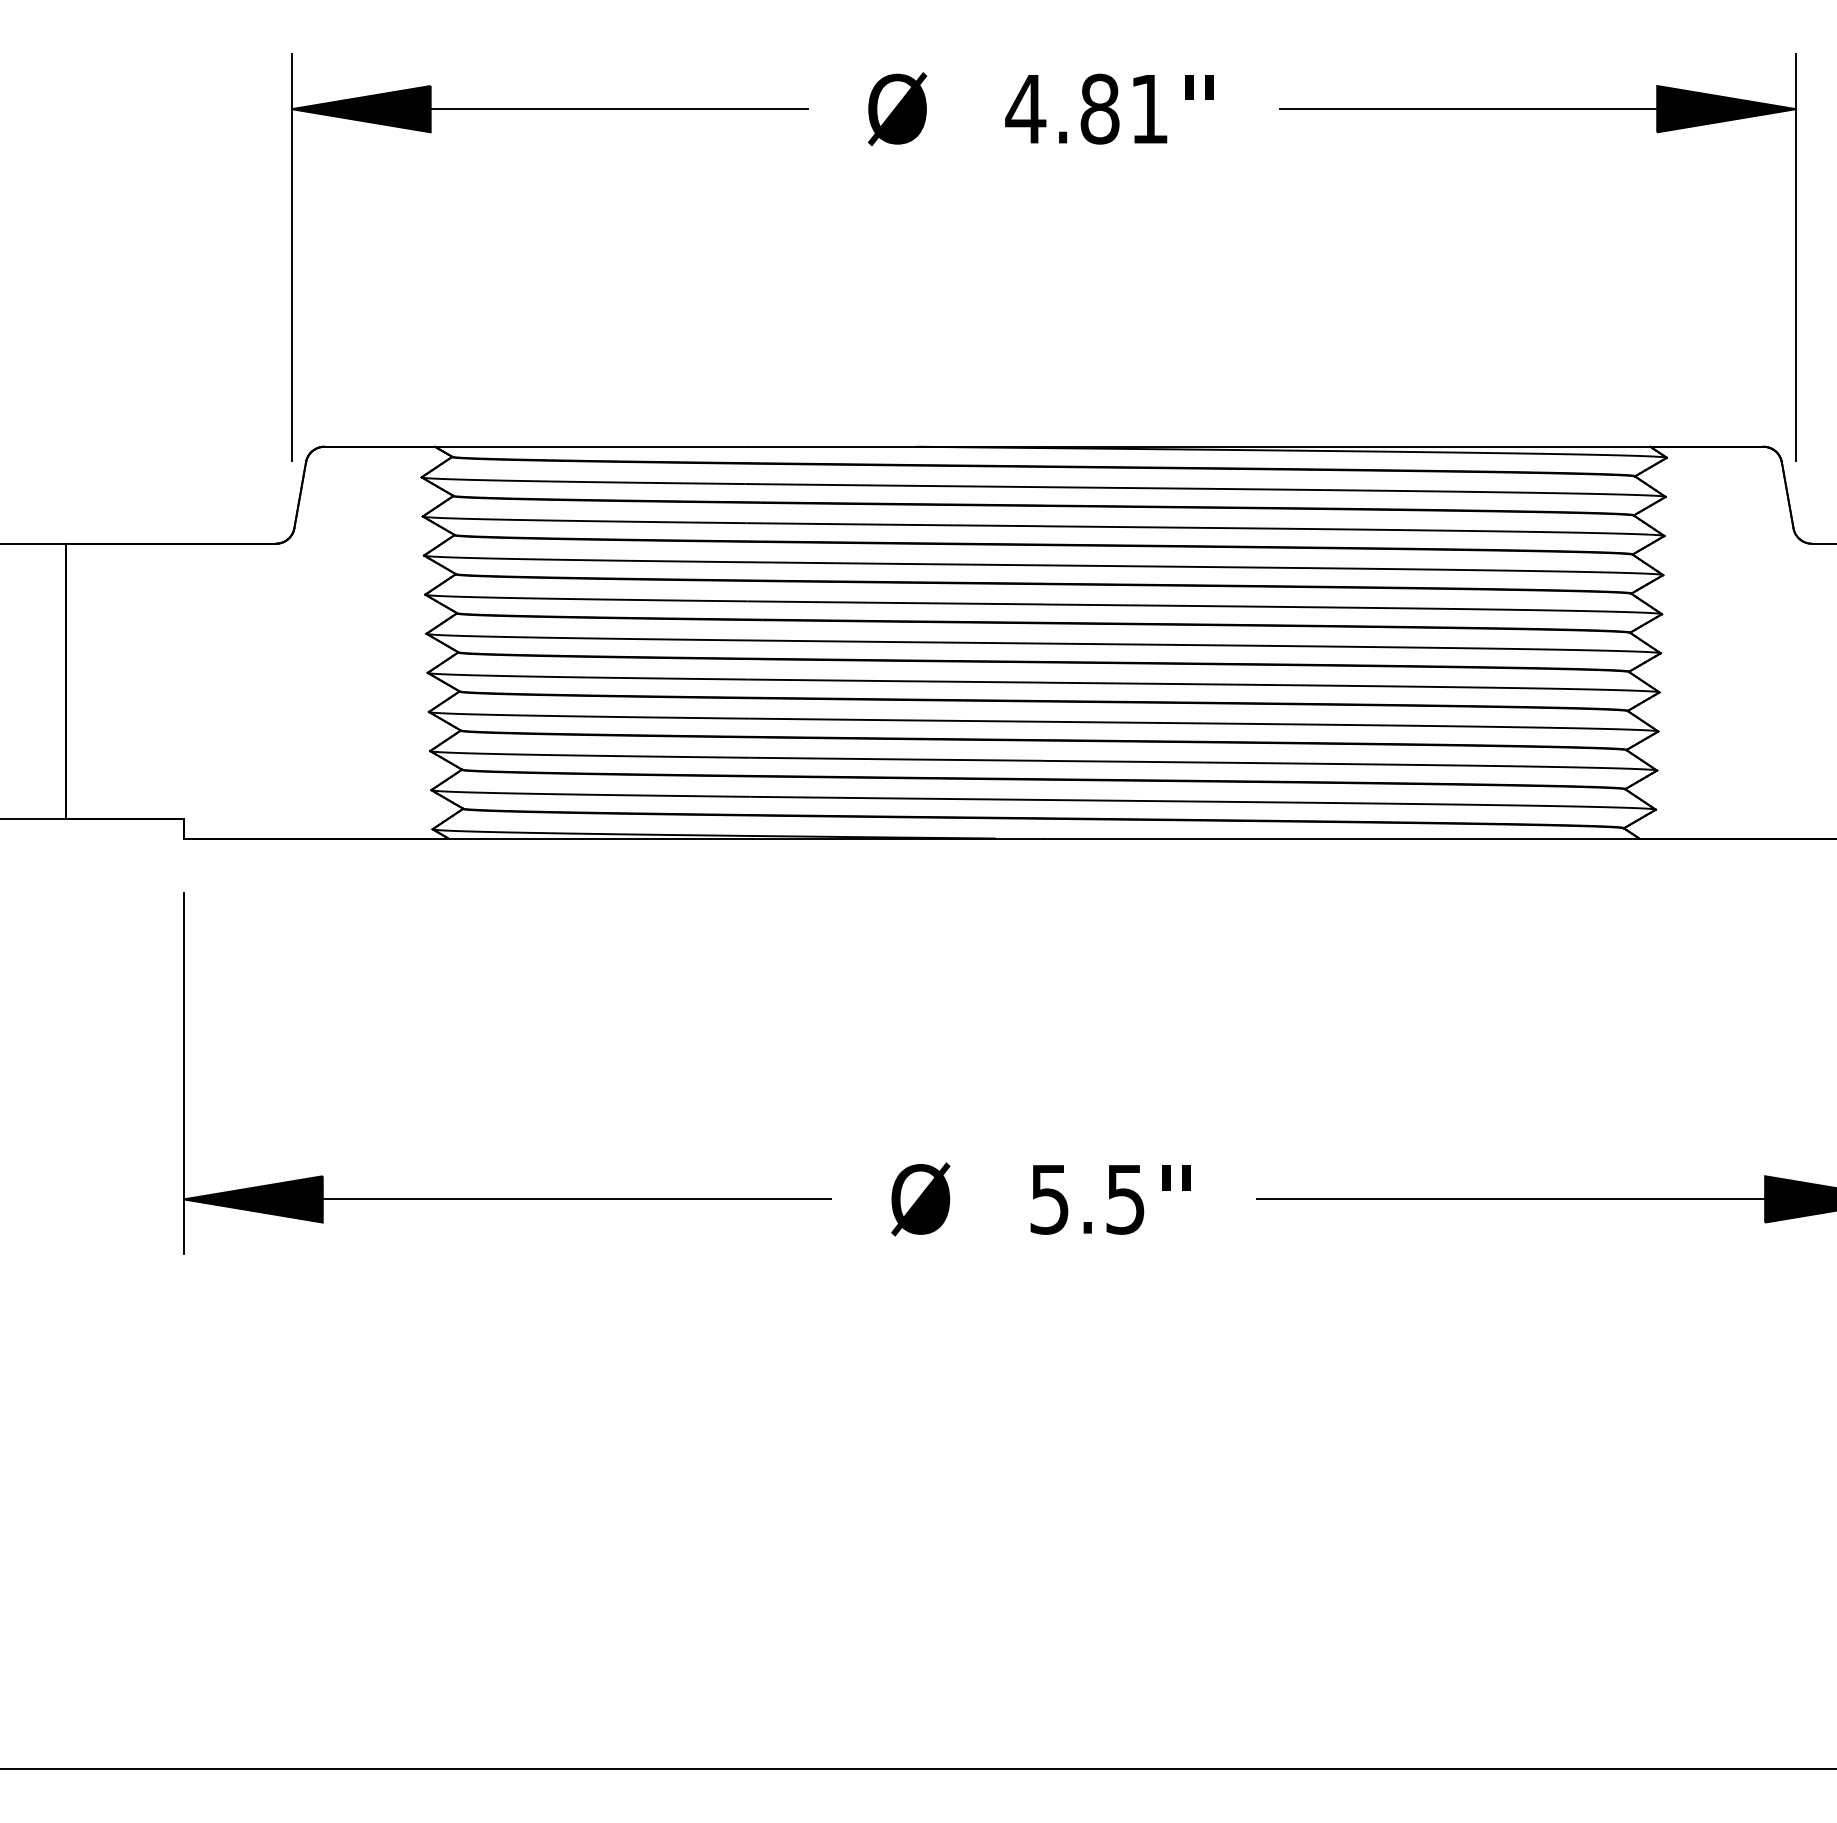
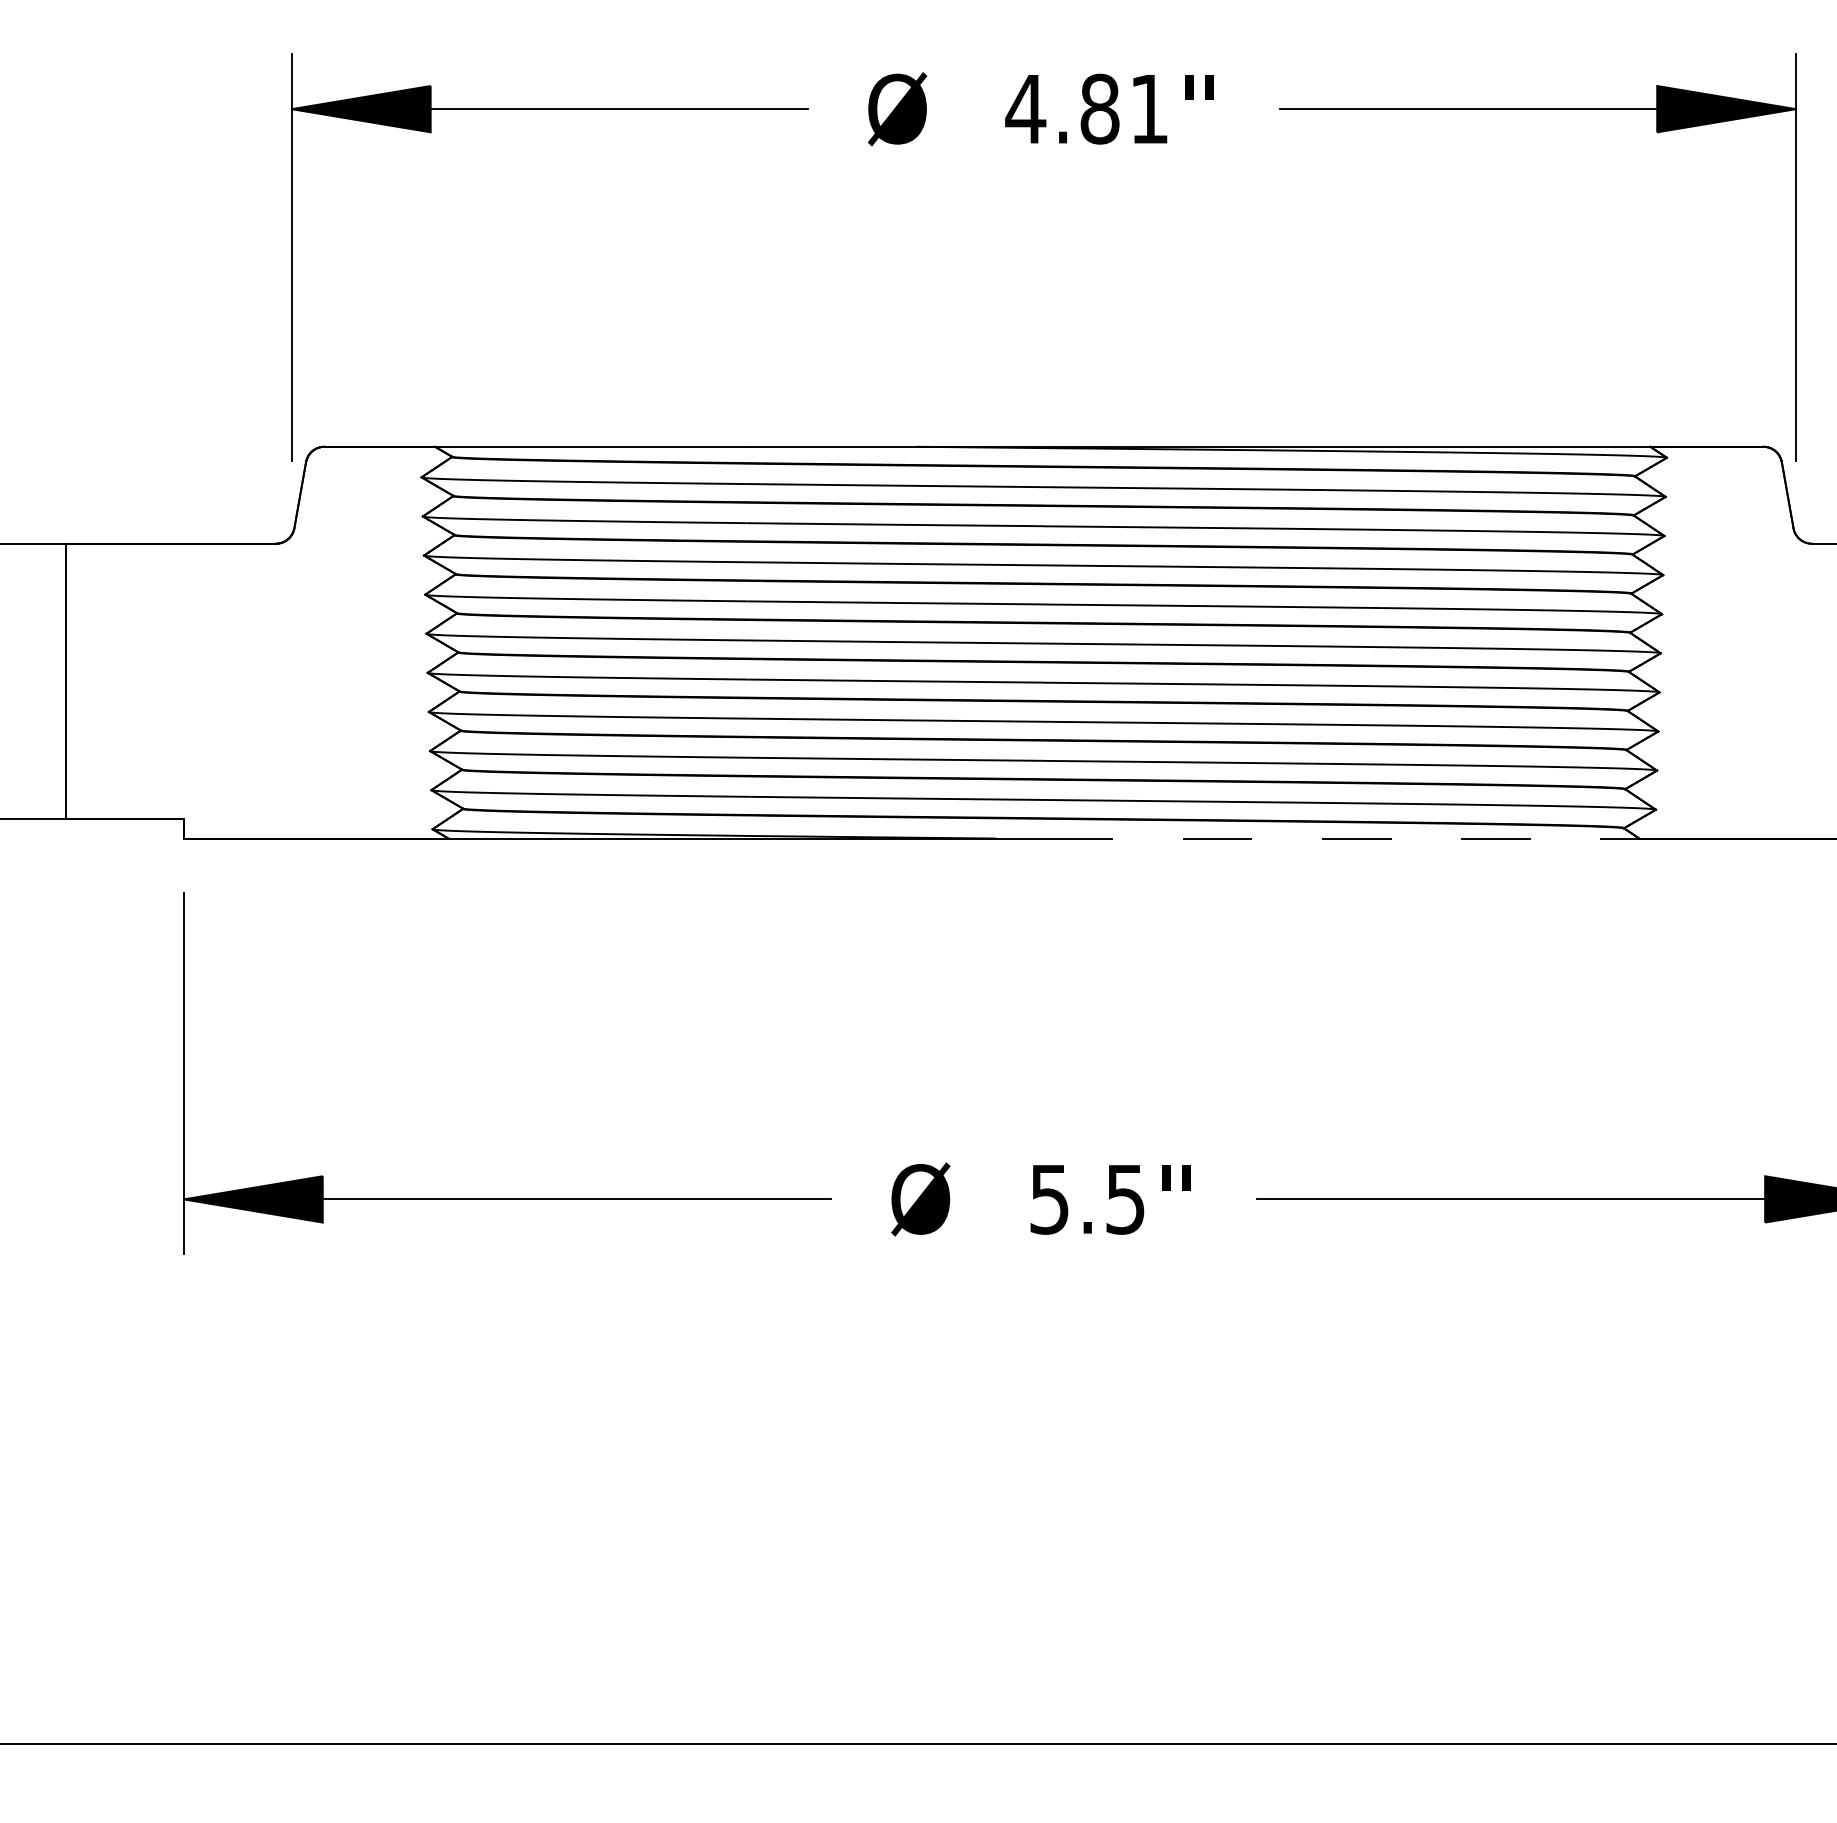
line: solid -> dashed (1341, 838)
line position: (917, 1768) -> (917, 1743) (917, 1743)
